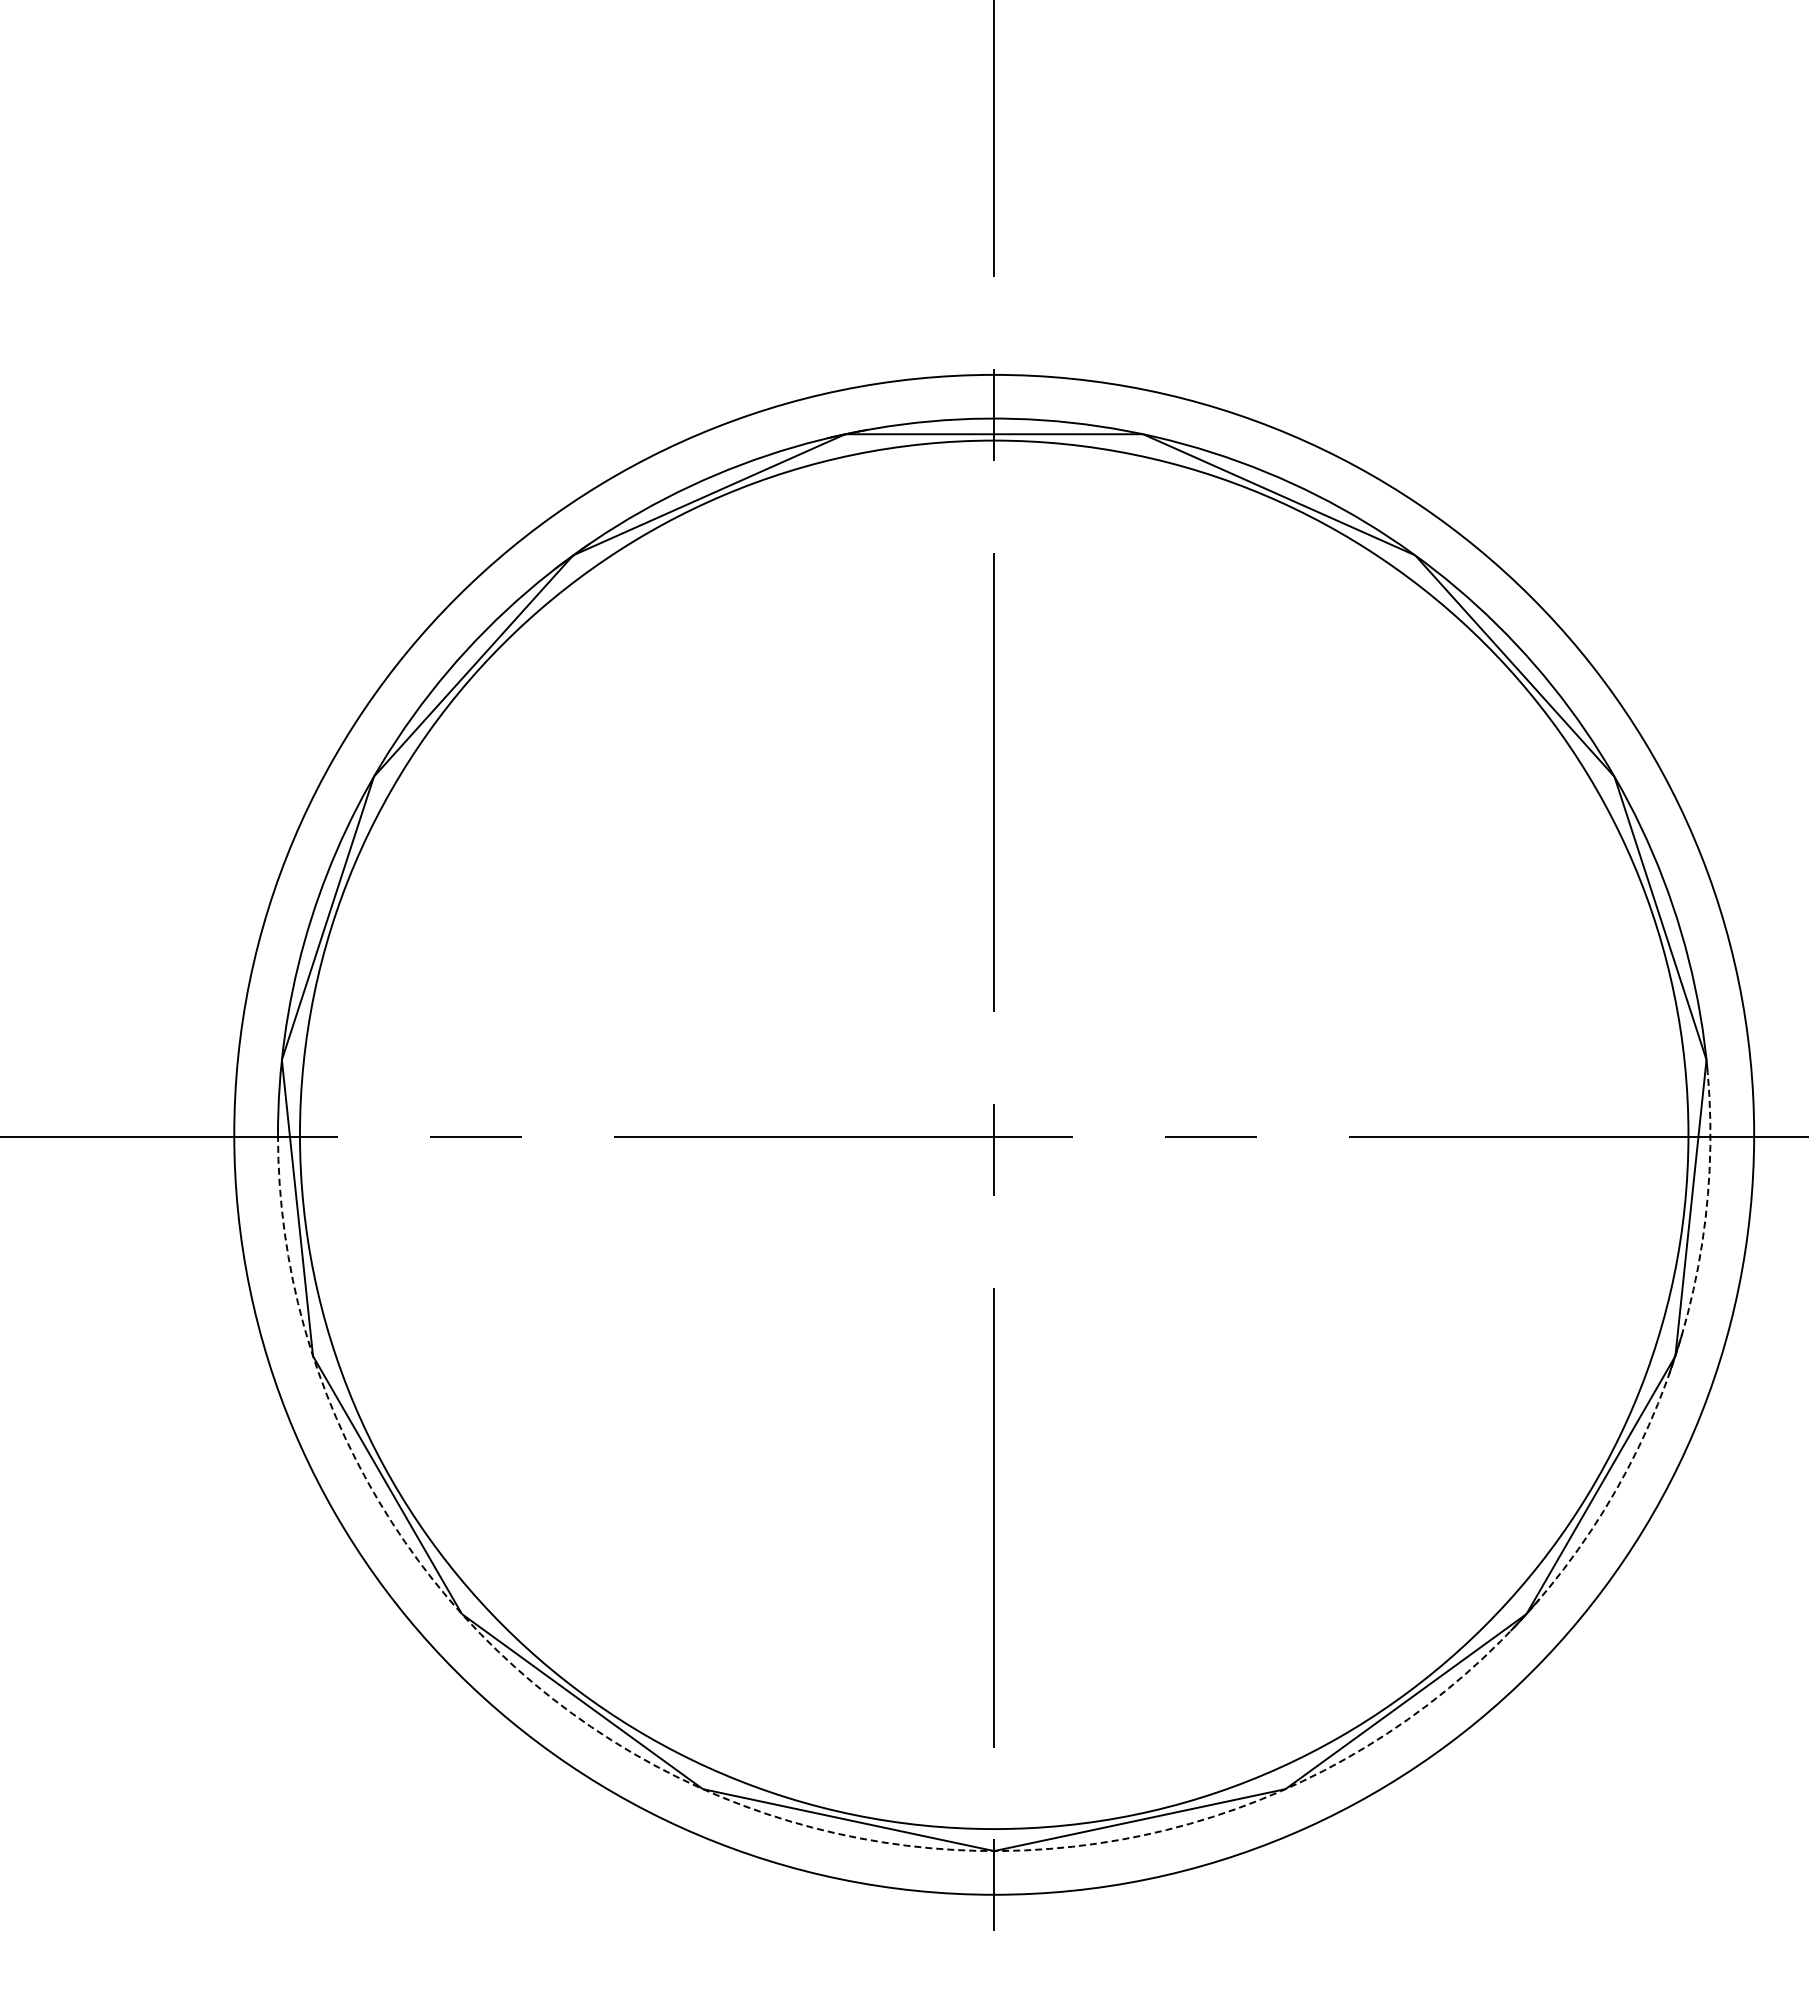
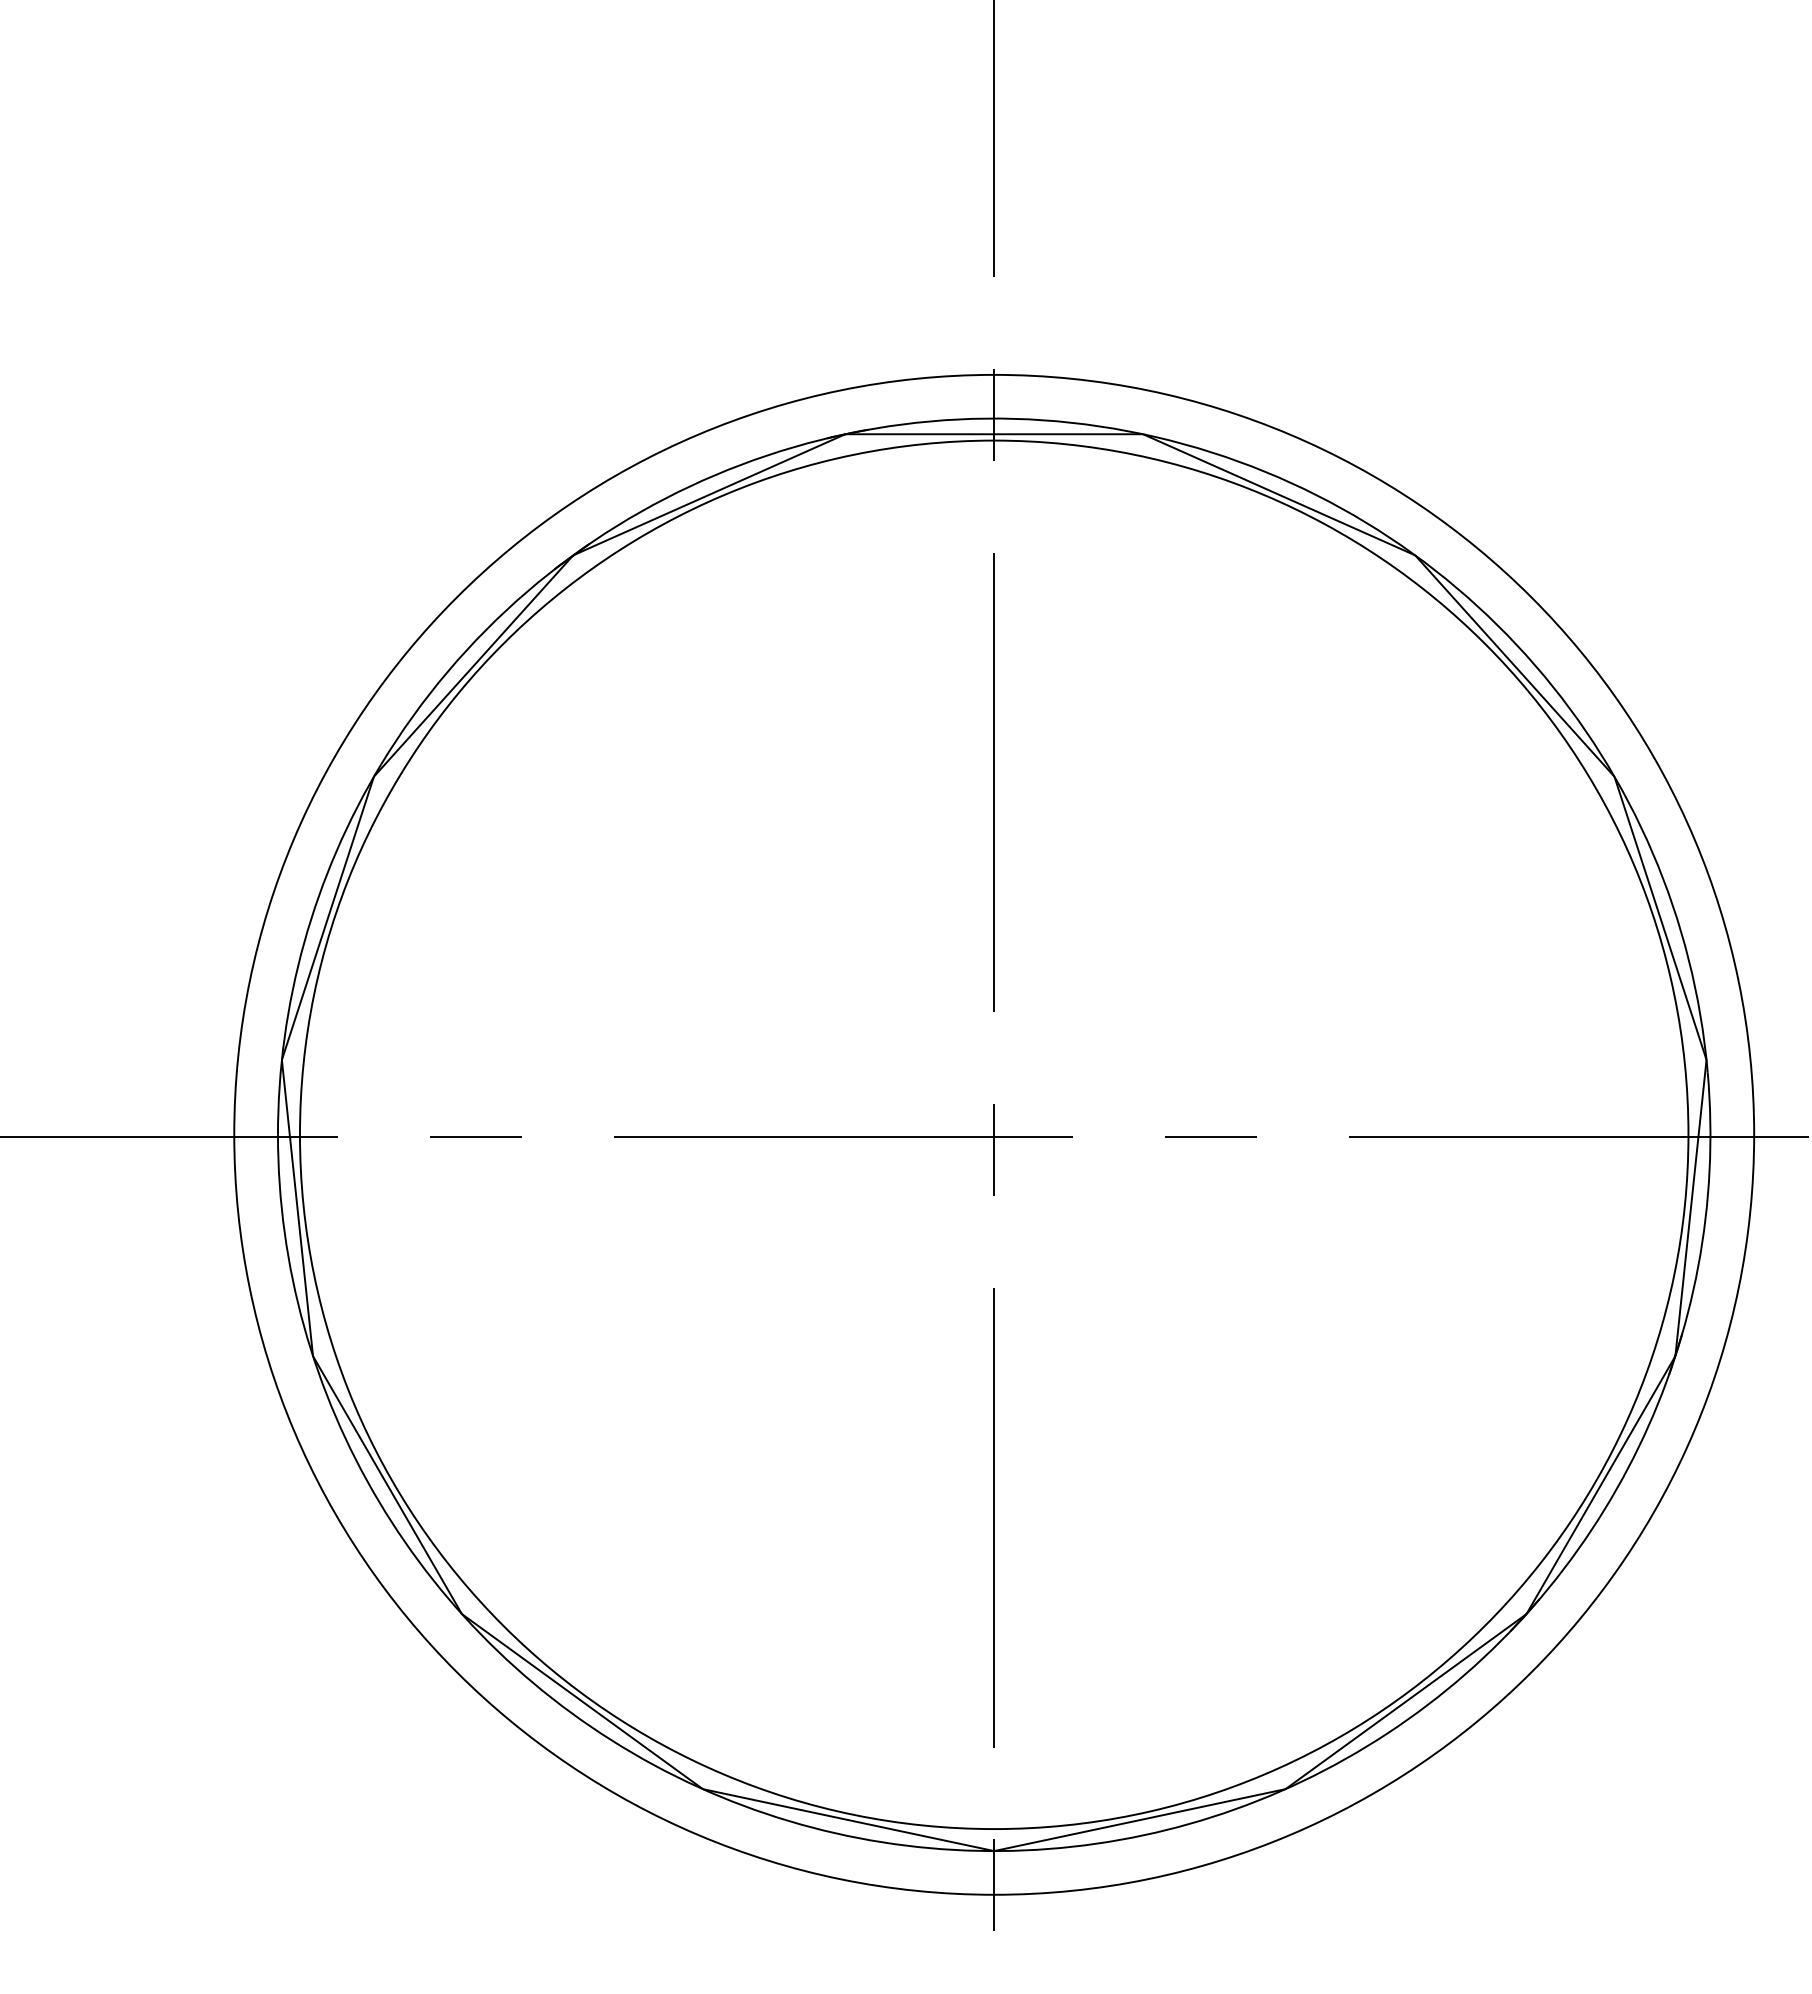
arc: dashed -> solid (1025, 1850)
